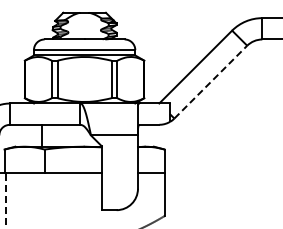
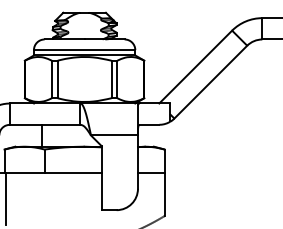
line: dashed -> solid (211, 81)
line: dashed -> solid (6, 198)
